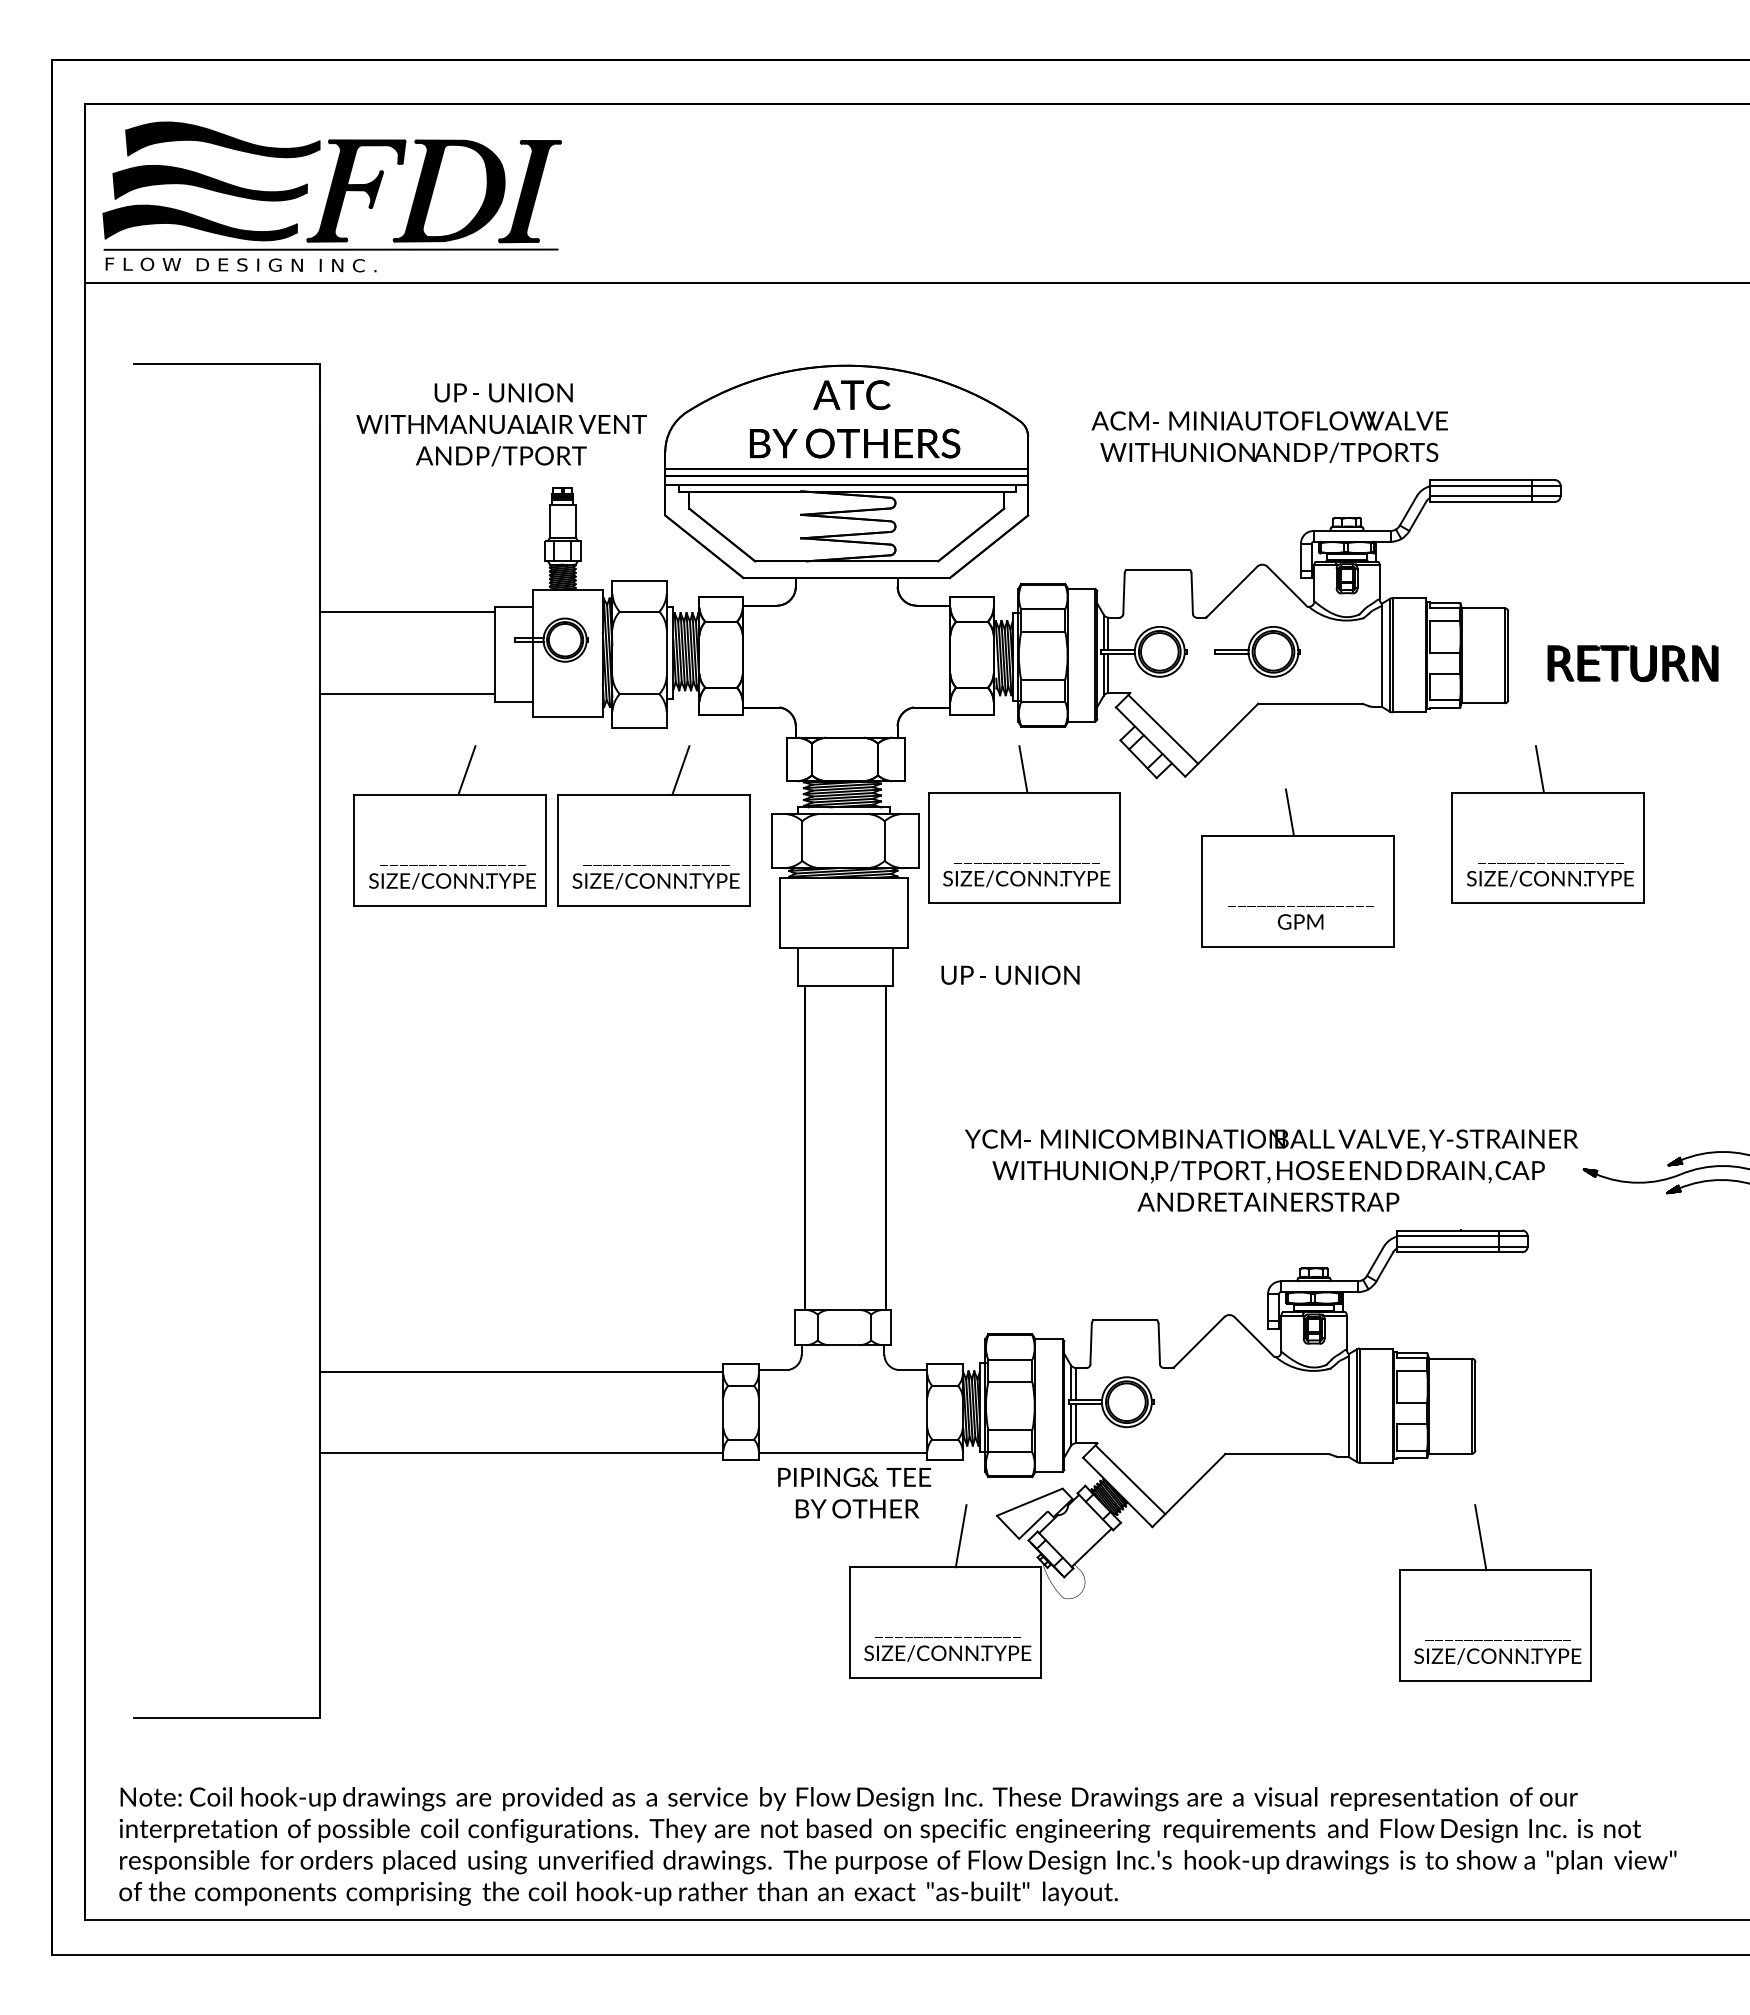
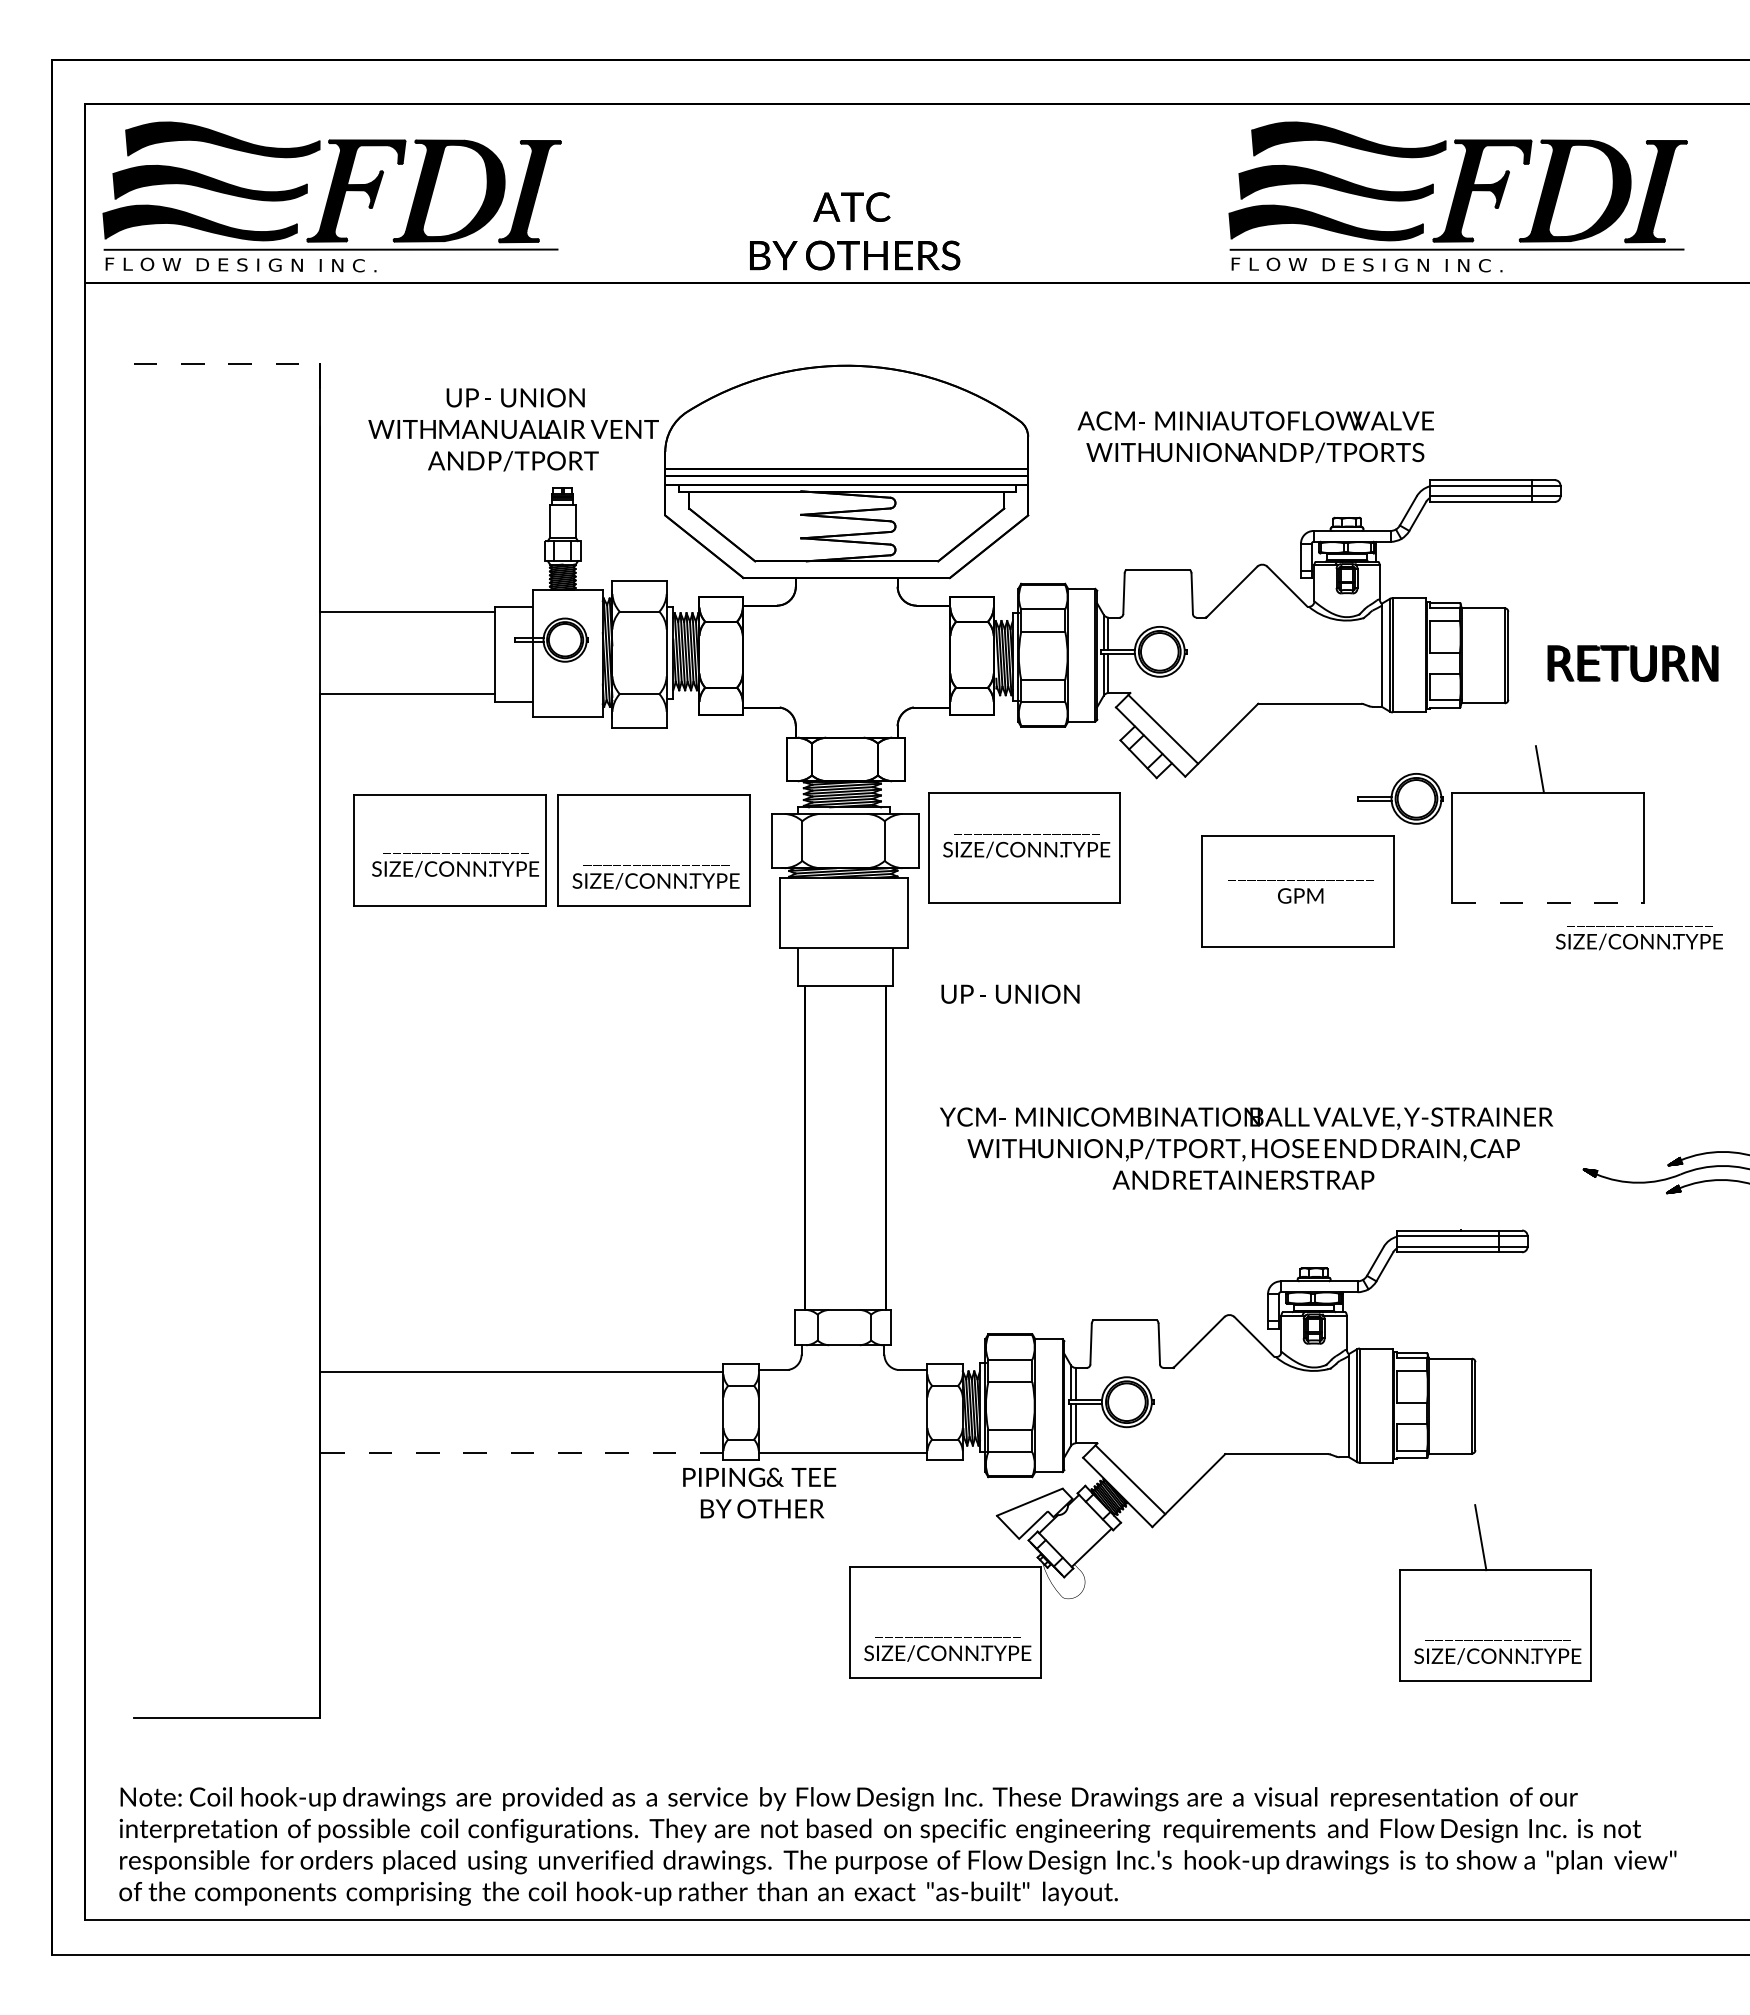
part: none -> present (1457, 196)
line: solid -> dashed (227, 363)
text position: (855, 419) -> (855, 231) (855, 231)
text position: (501, 424) -> (513, 429) (513, 429)
text position: (1269, 436) -> (1255, 436) (1255, 436)
part position: (1257, 651) -> (1400, 798) (1400, 798)
line: present -> none (1023, 769)
line: present -> none (466, 770)
line: present -> none (680, 770)
line: present -> none (1289, 812)
text position: (1026, 875) -> (1026, 846) (1026, 846)
text position: (1550, 875) -> (1639, 938) (1639, 938)
text position: (452, 877) -> (455, 865) (455, 865)
line: solid -> dashed (1548, 903)
text position: (1300, 917) -> (1300, 891) (1300, 891)
text position: (1010, 974) -> (1010, 993) (1010, 993)
text position: (1271, 1170) -> (1246, 1148) (1246, 1148)
line: solid -> dashed (521, 1453)
text position: (854, 1492) -> (759, 1492) (759, 1492)
line: present -> none (960, 1536)
